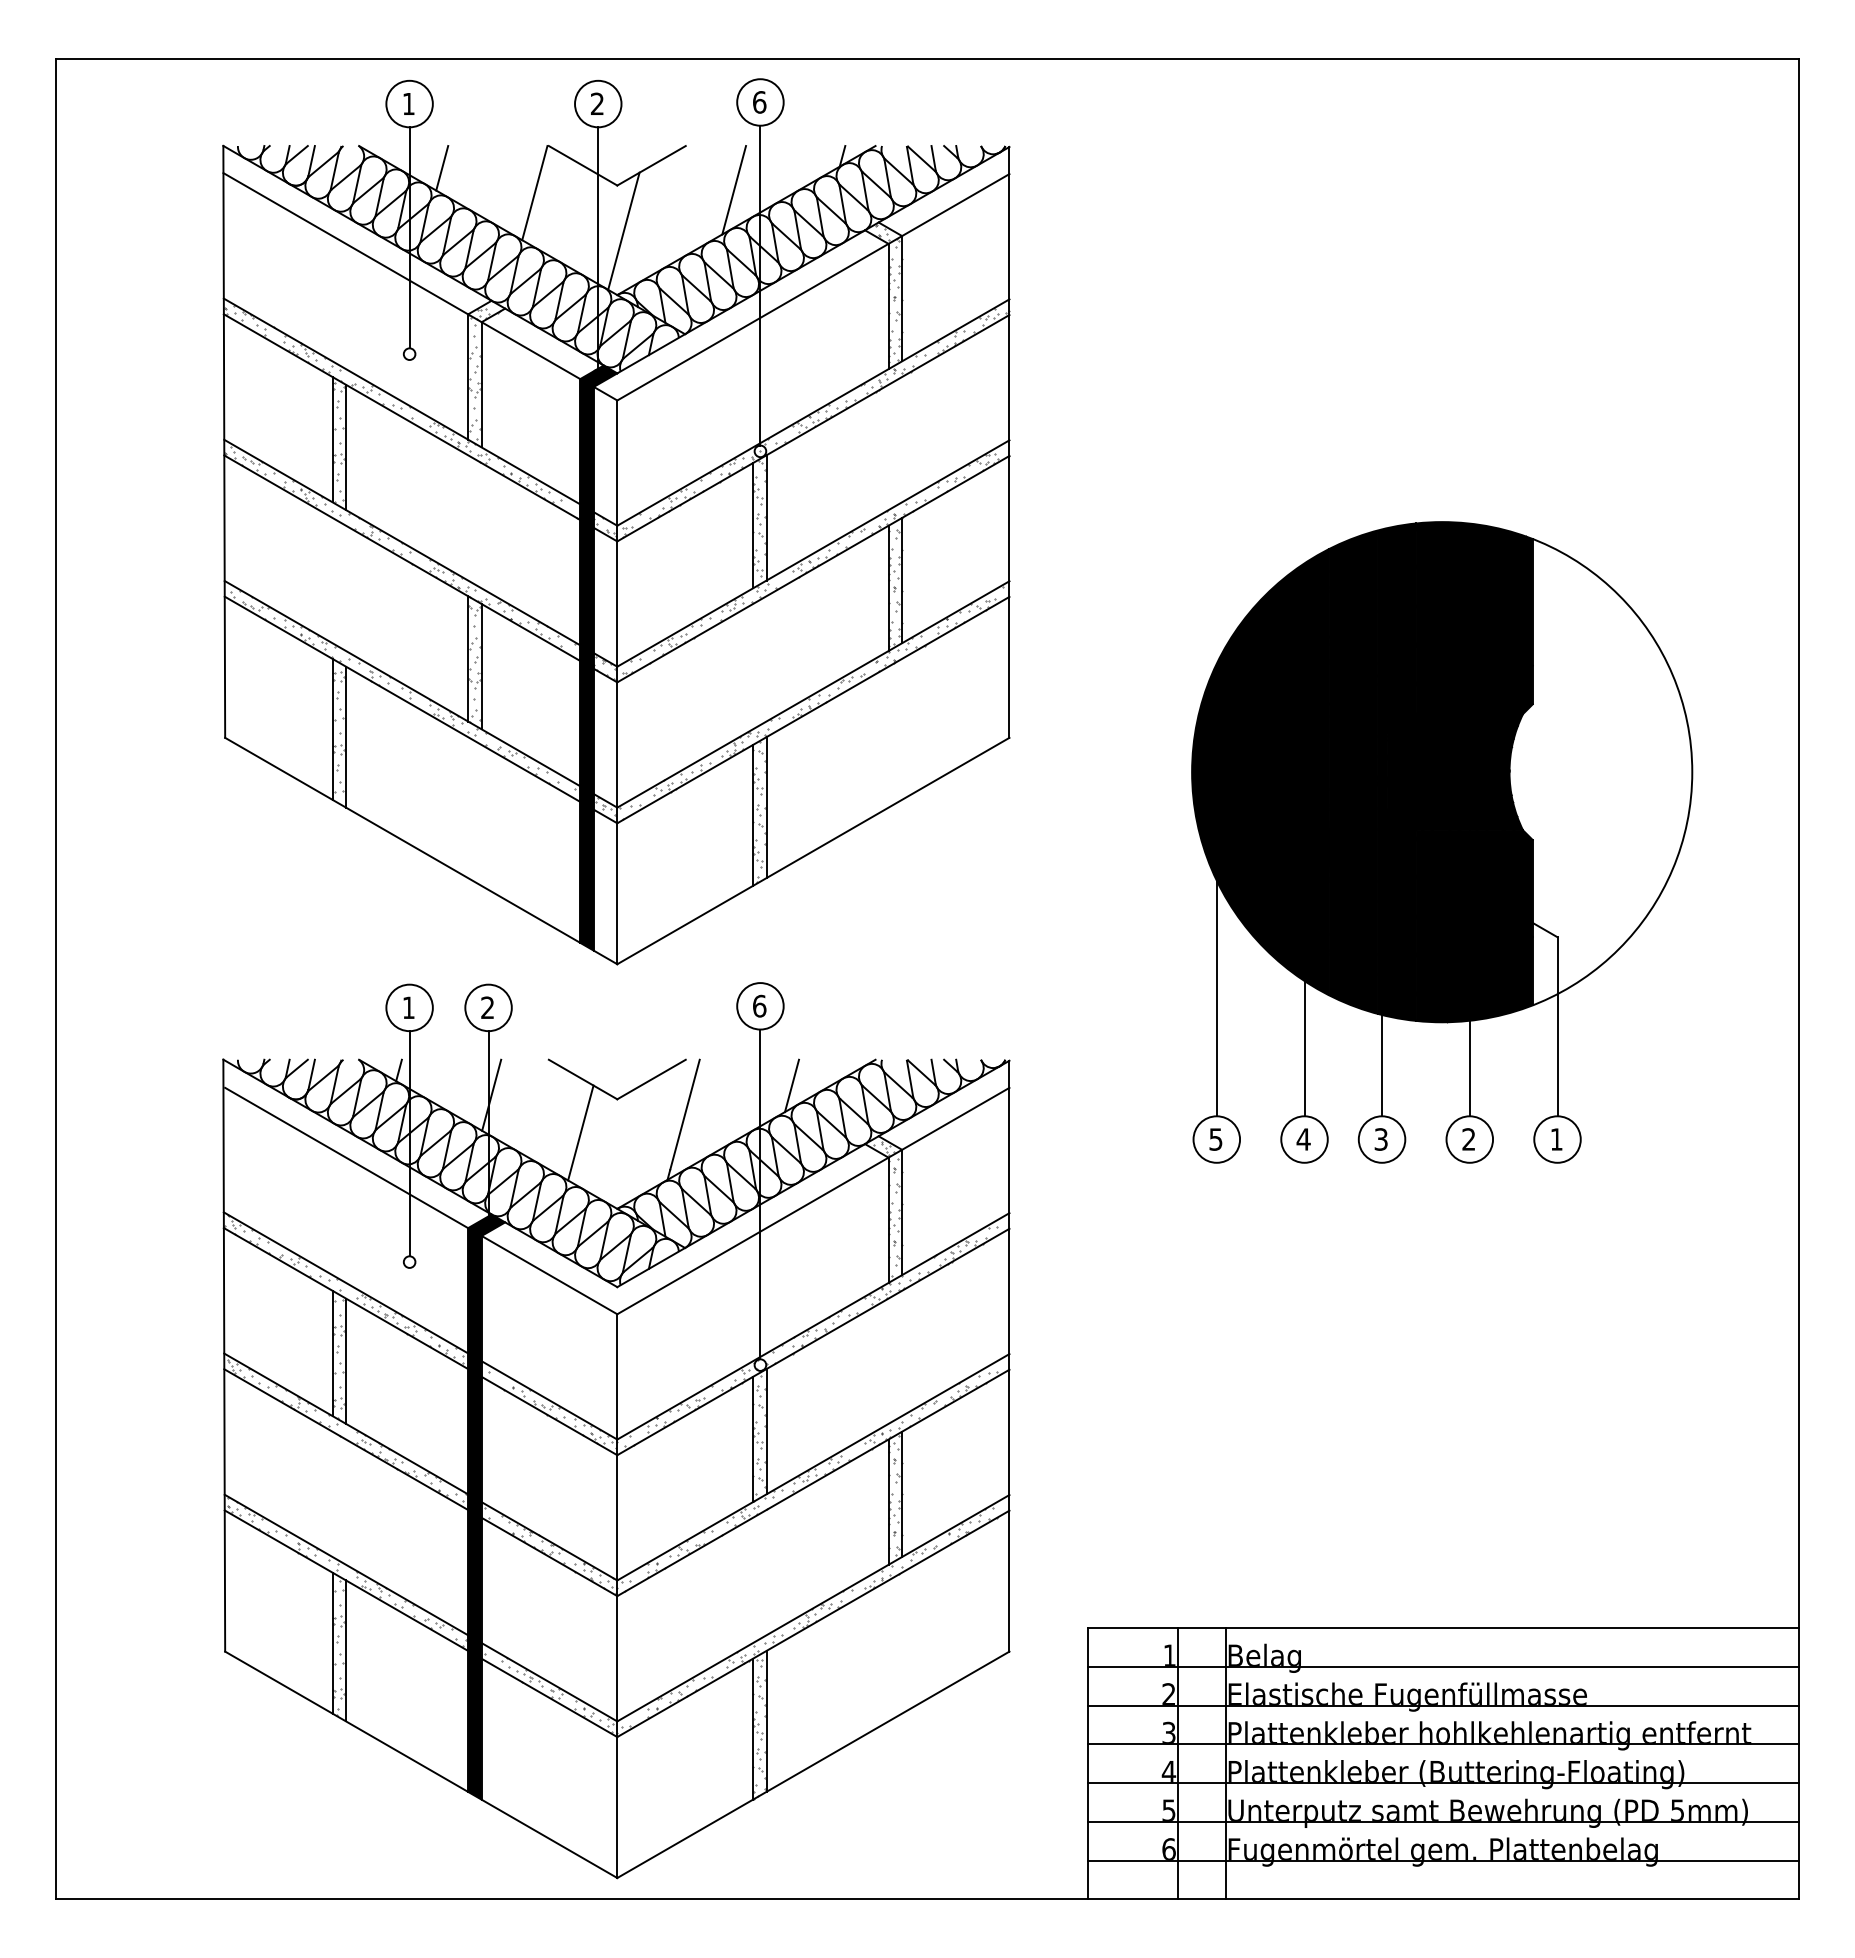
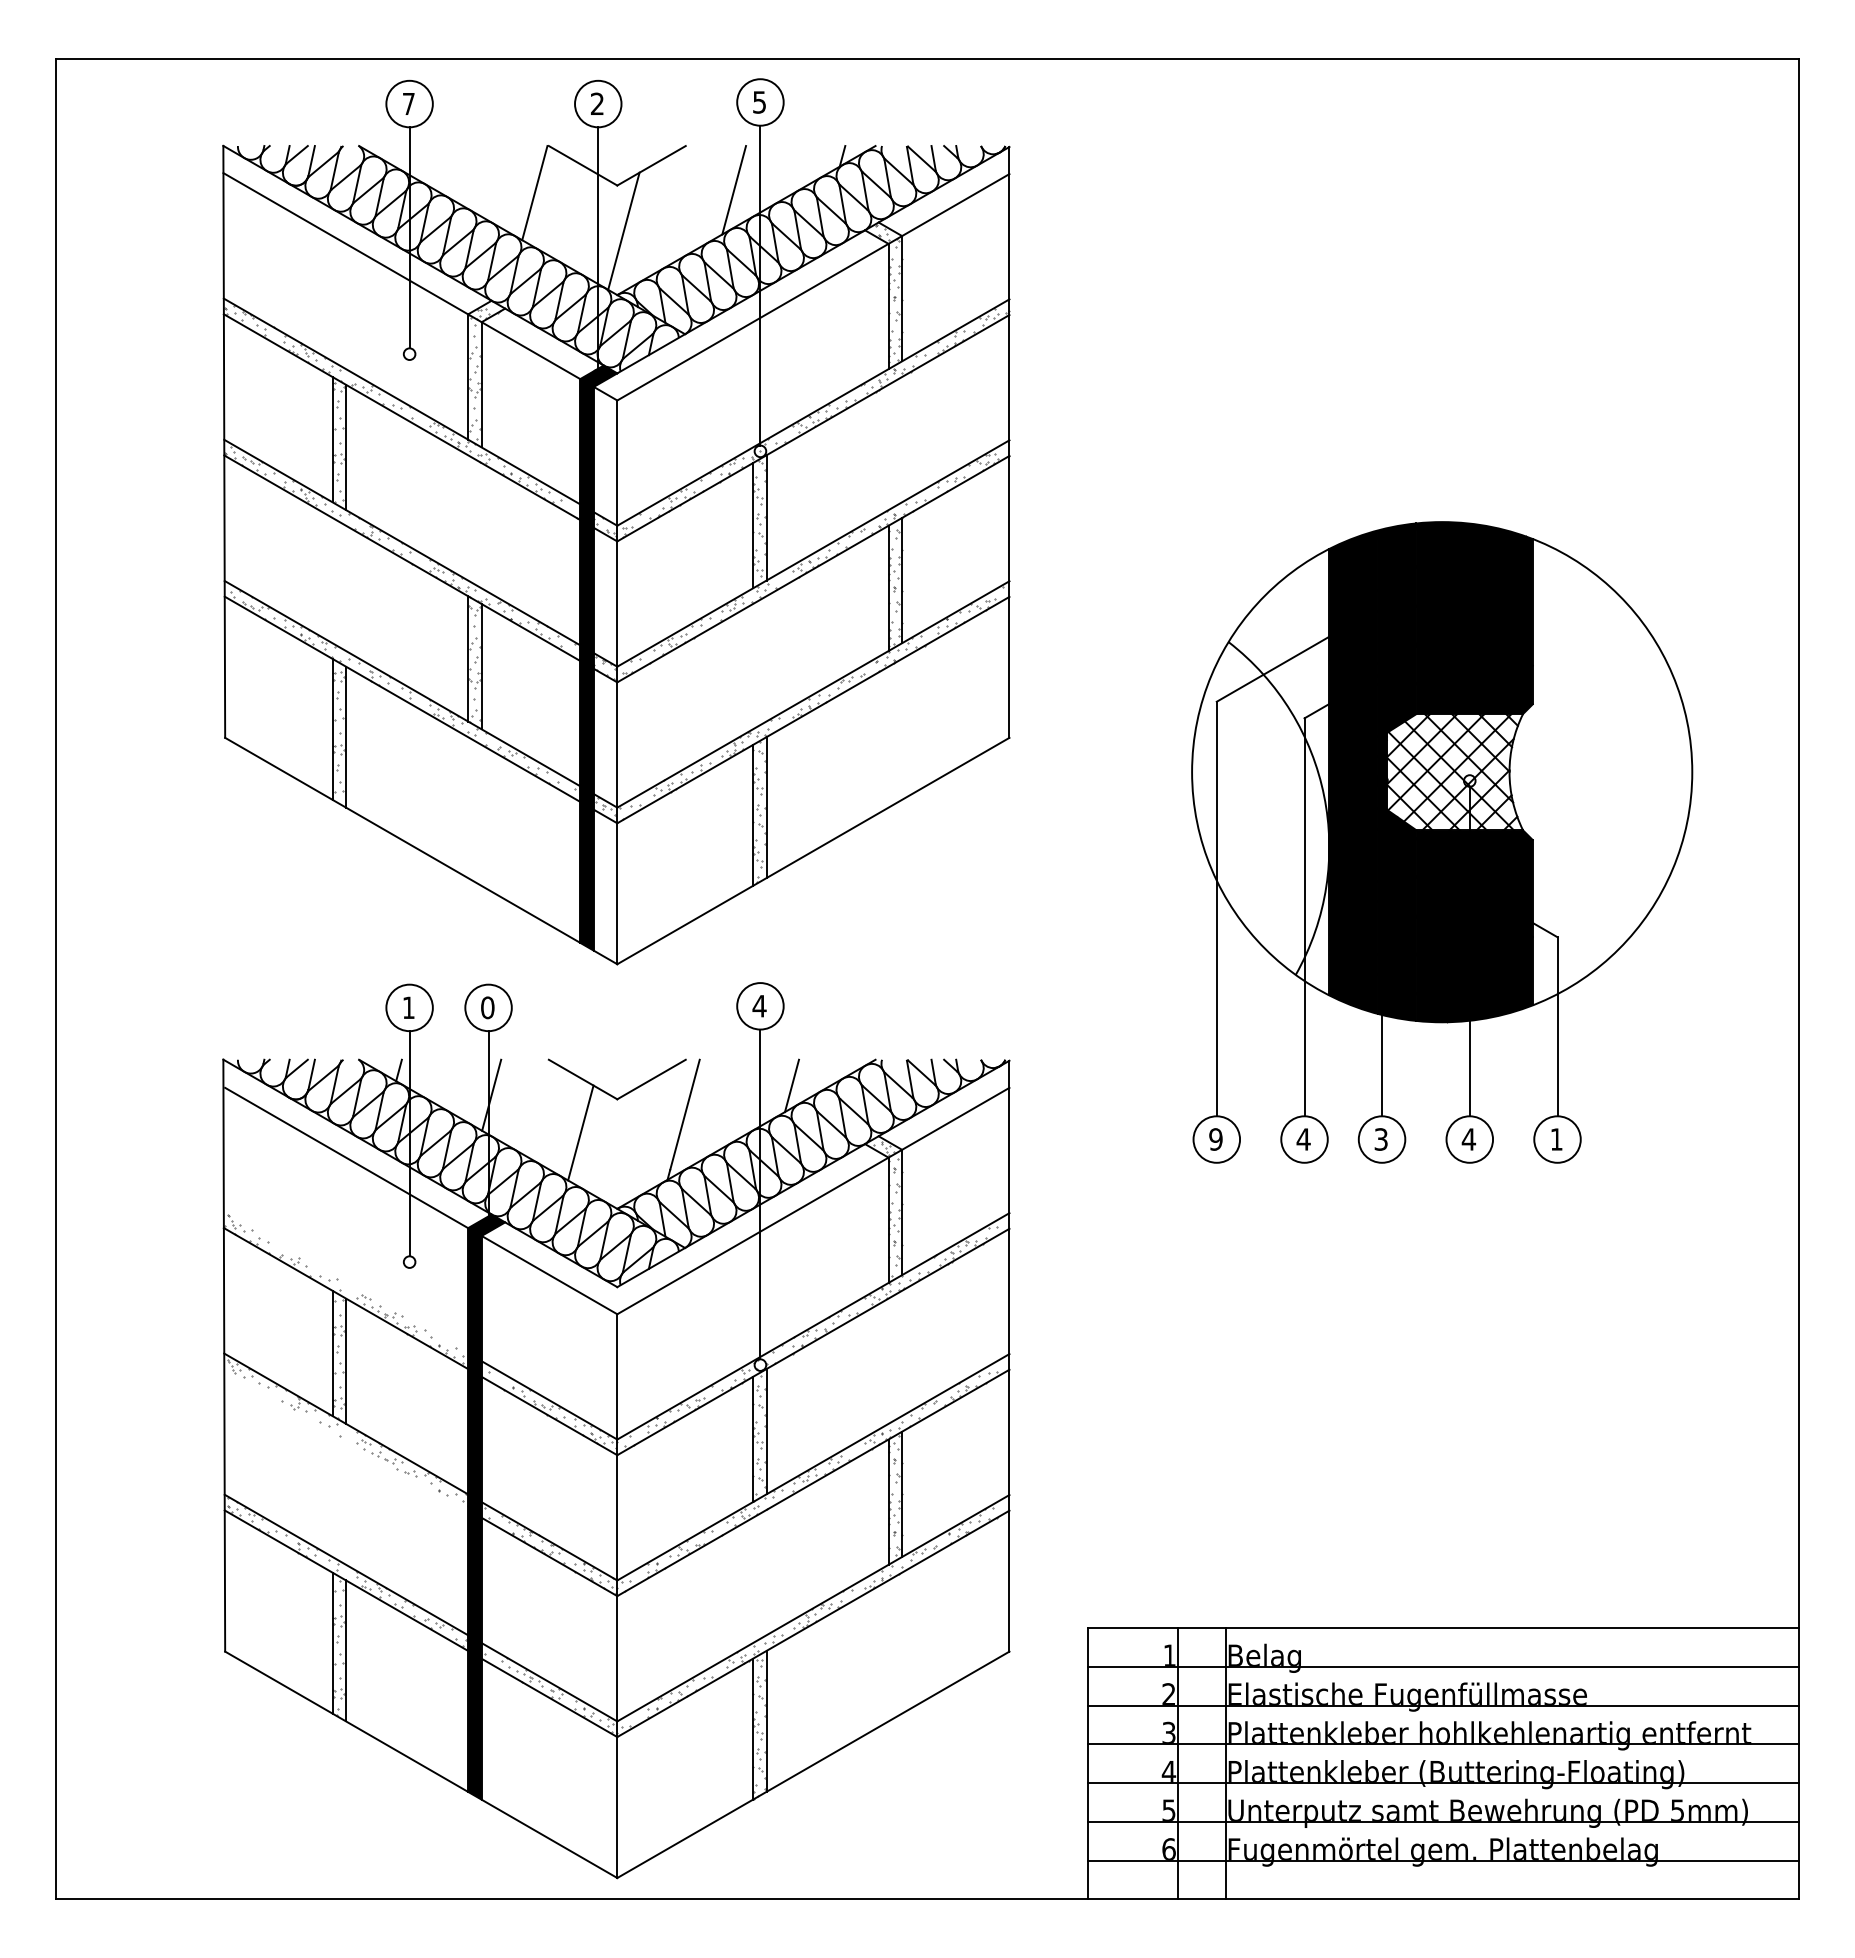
text: 6 -> 5 (759, 102)
text: 1 -> 7 (408, 103)
line: present -> none (442, 168)
fill: present -> none (1260, 772)
fill: present -> none (1455, 772)
text: 6 -> 4 (759, 1005)
text: 2 -> 0 (487, 1007)
text: 5 -> 9 (1215, 1139)
text: 2 -> 4 (1468, 1139)
line: present -> none (345, 1282)
line: present -> none (346, 1439)
